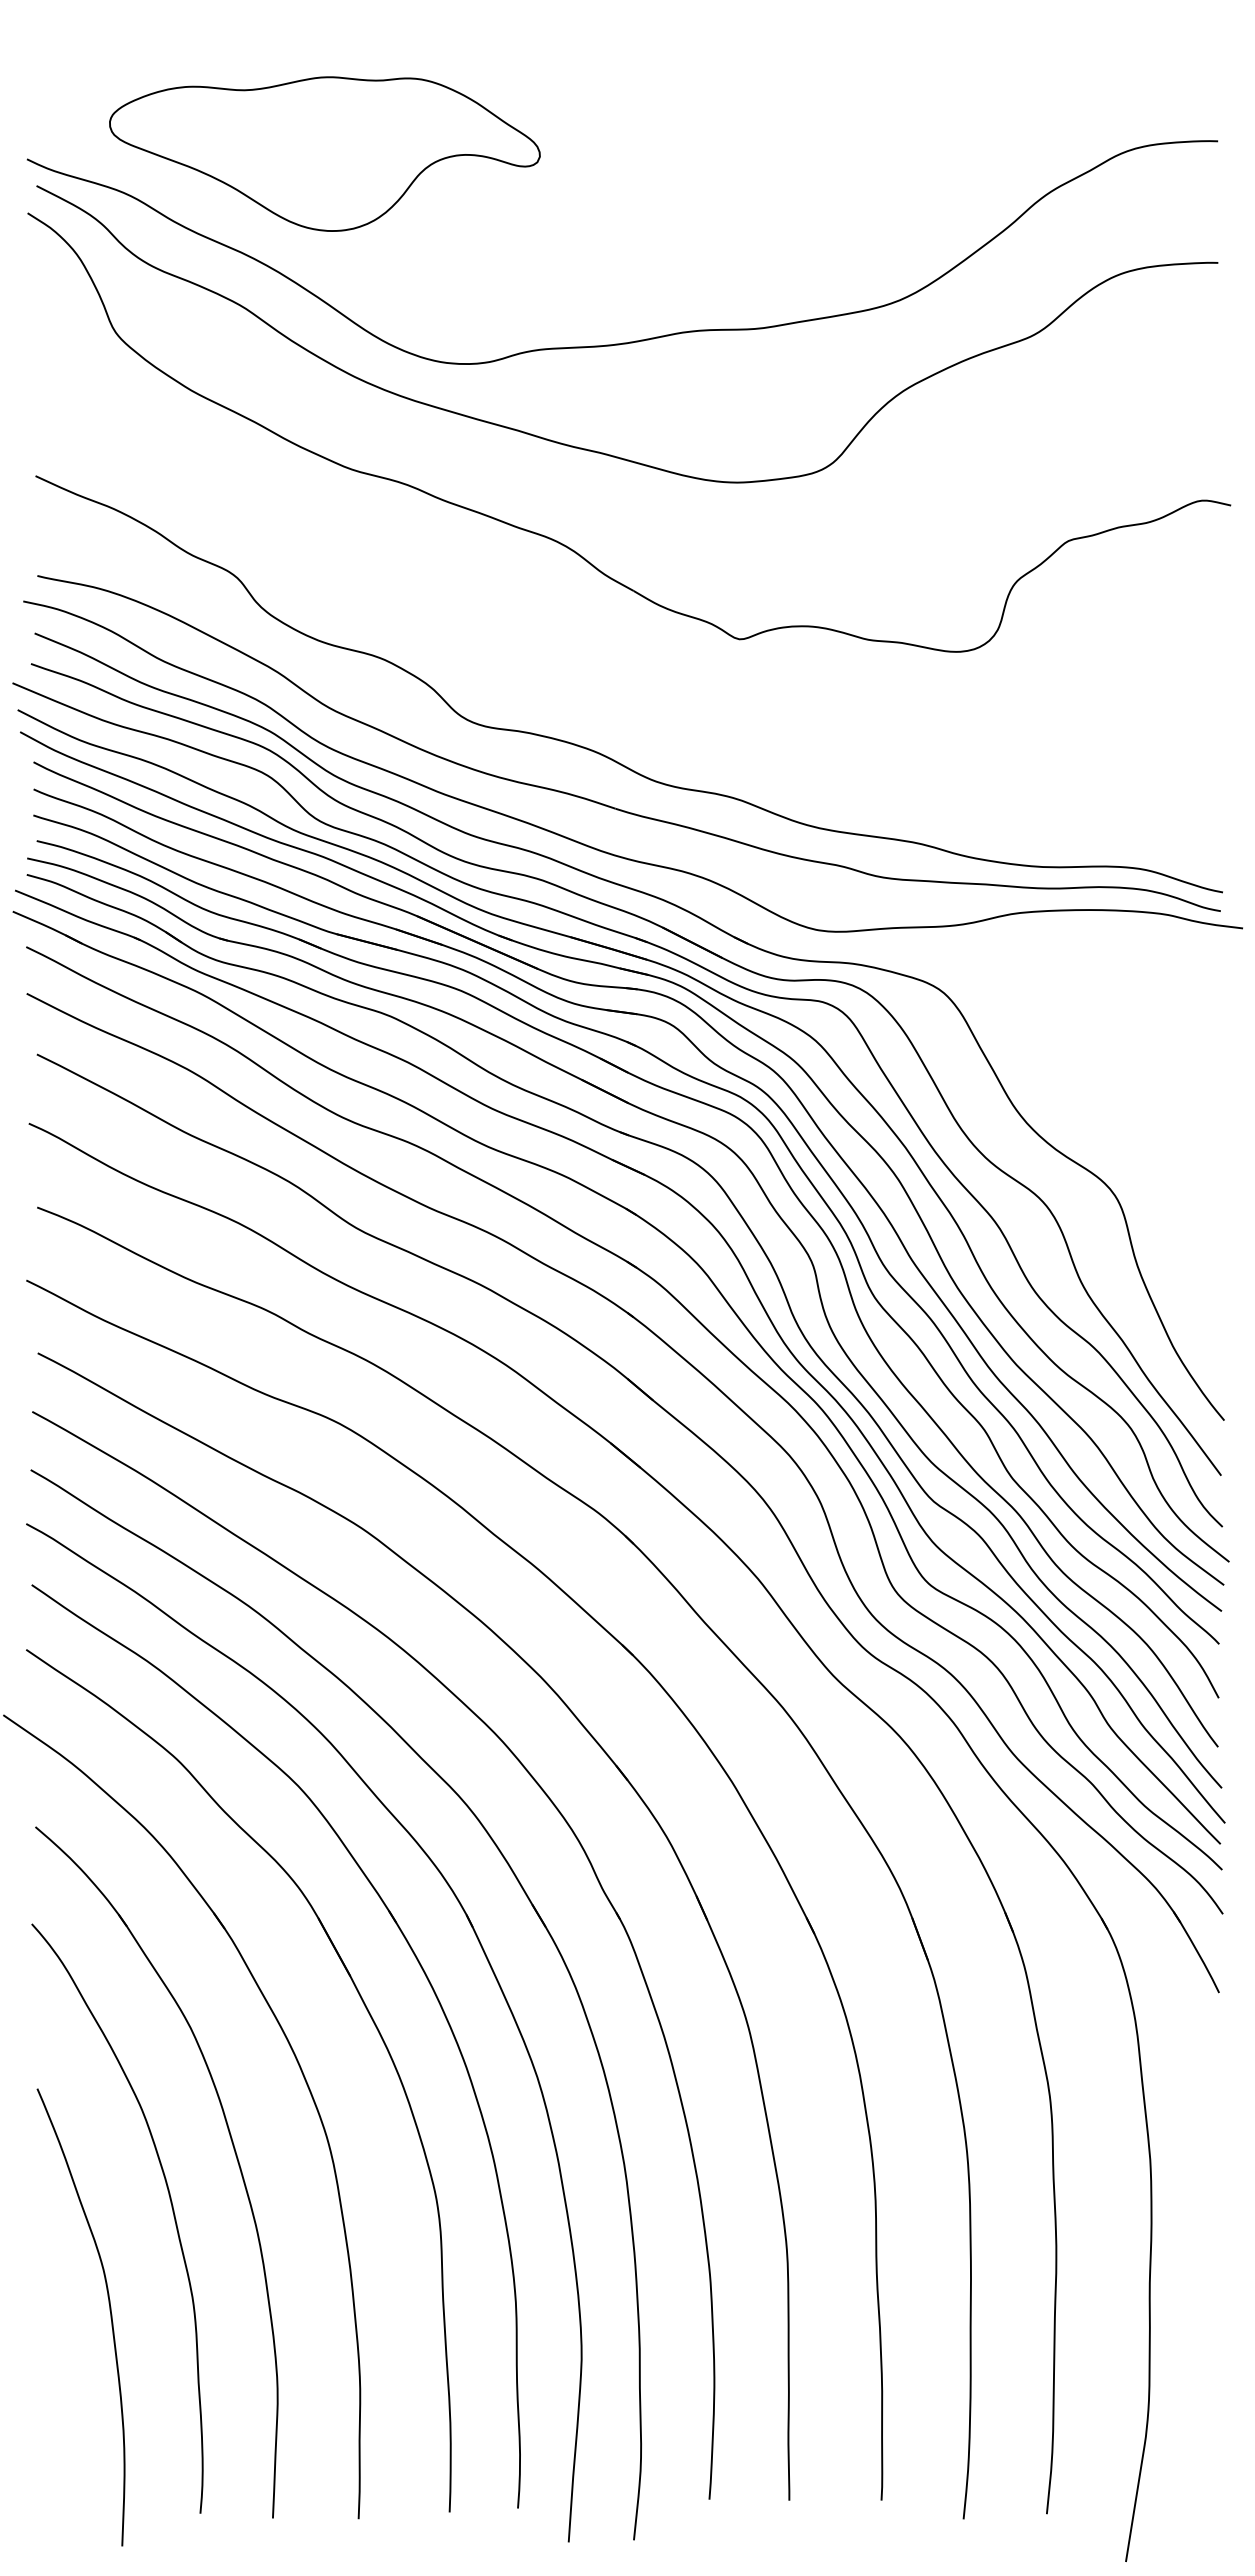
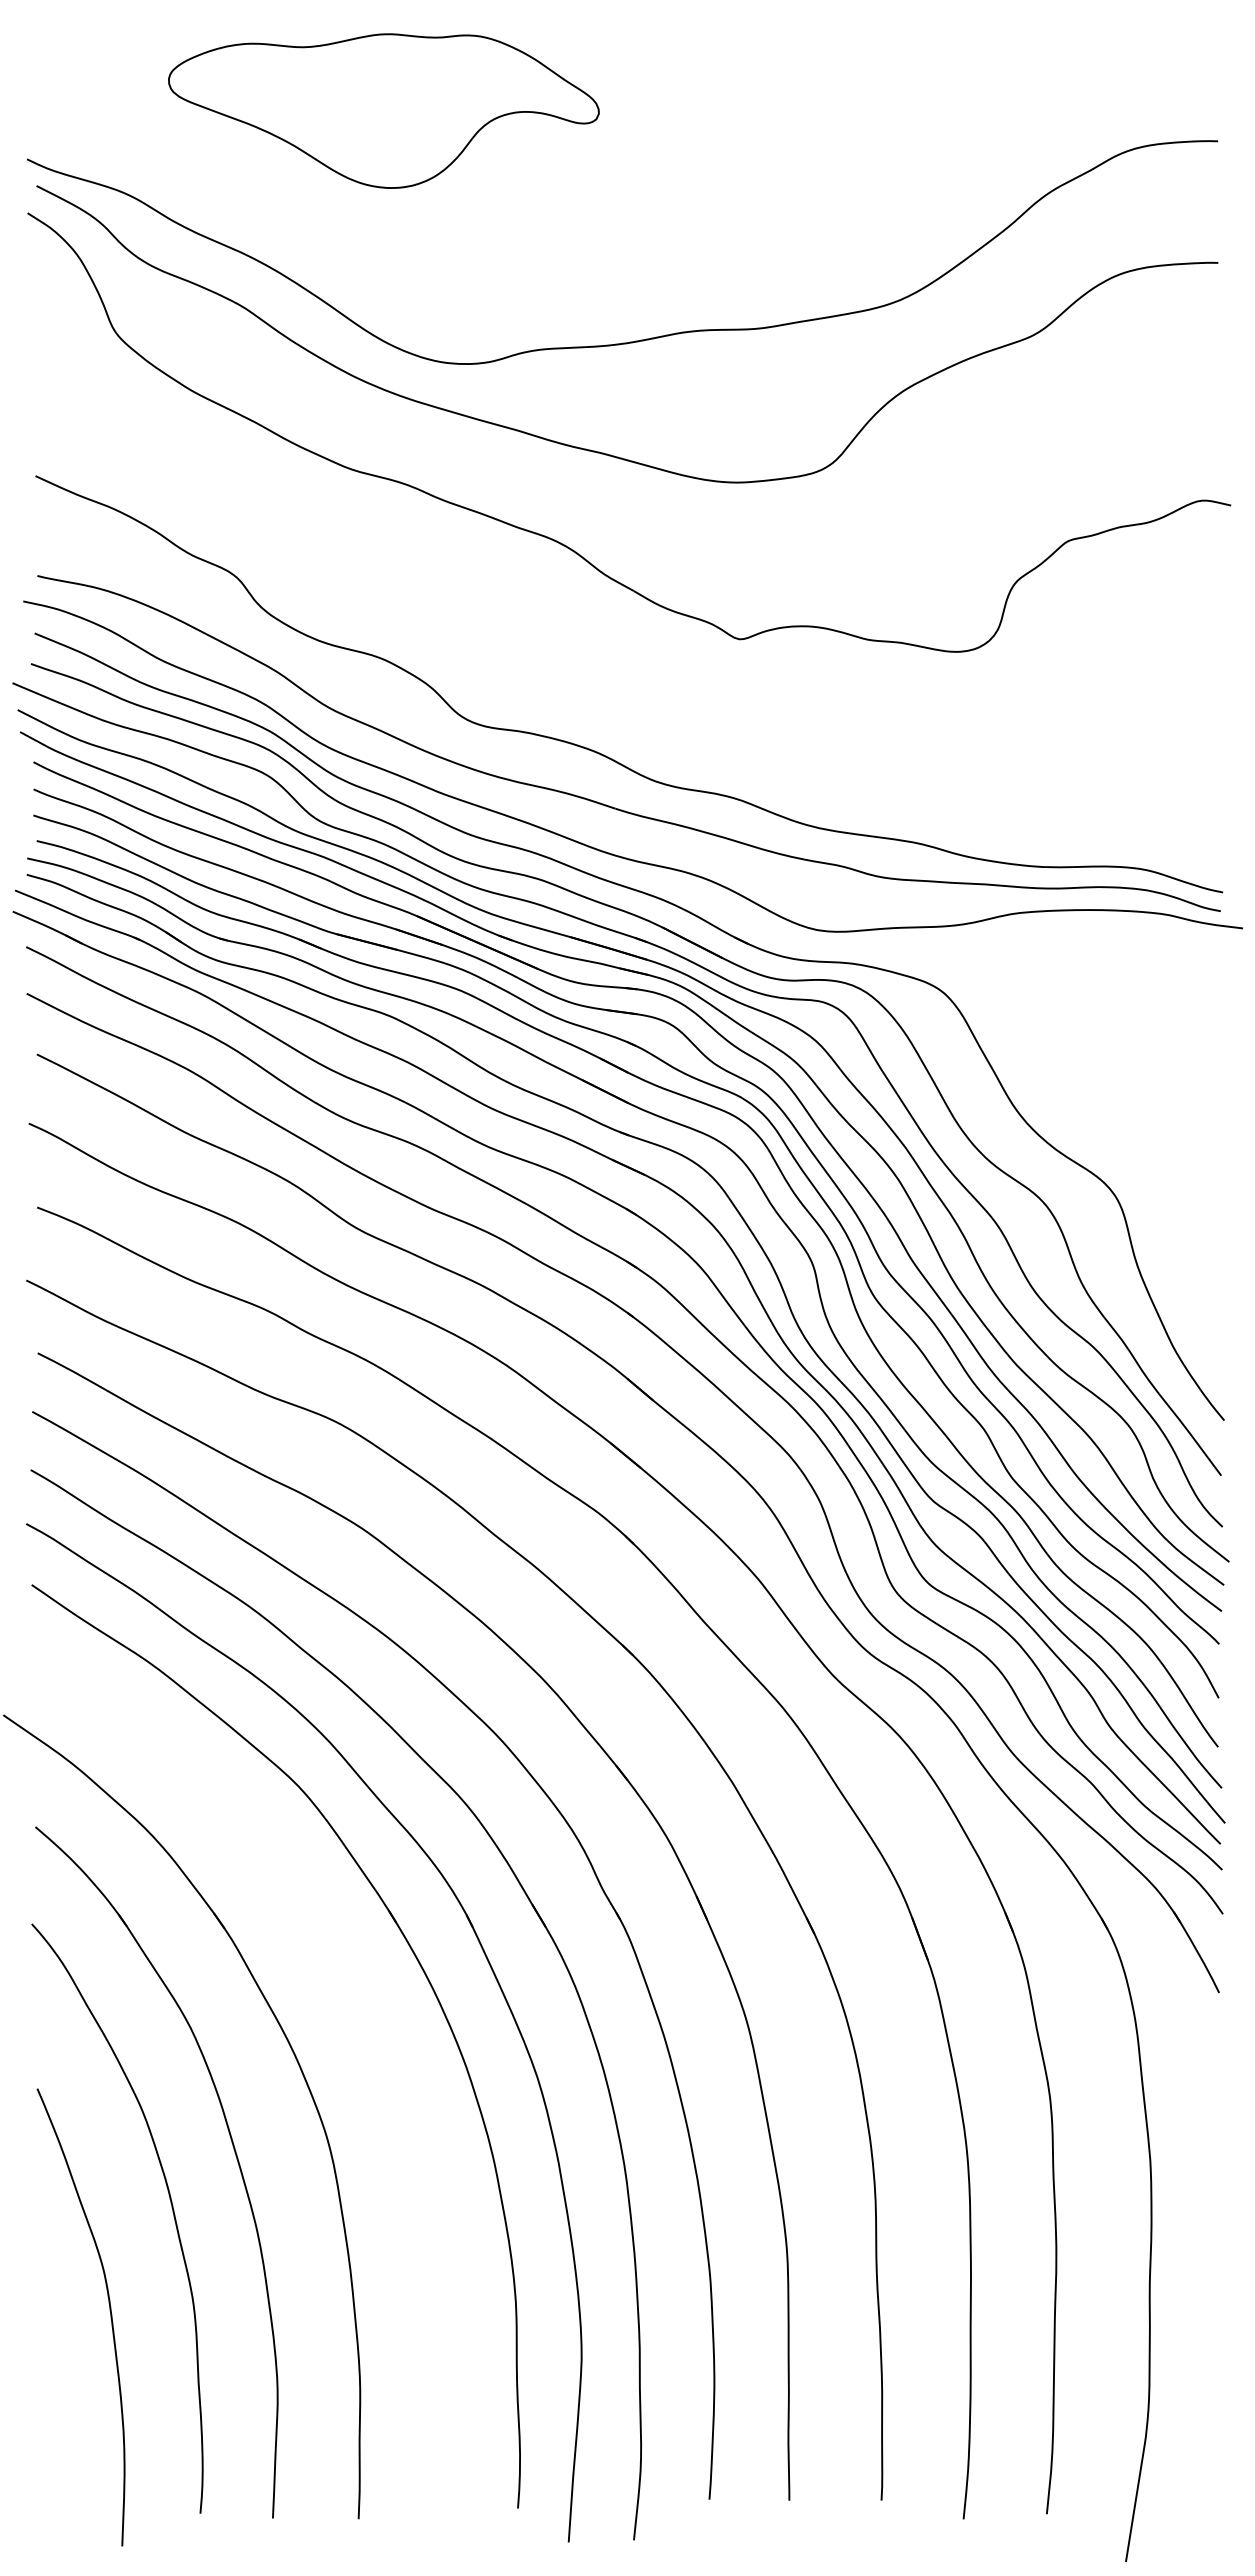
part position: (324, 153) -> (383, 110) (383, 110)
part: present -> none (367, 2012)
